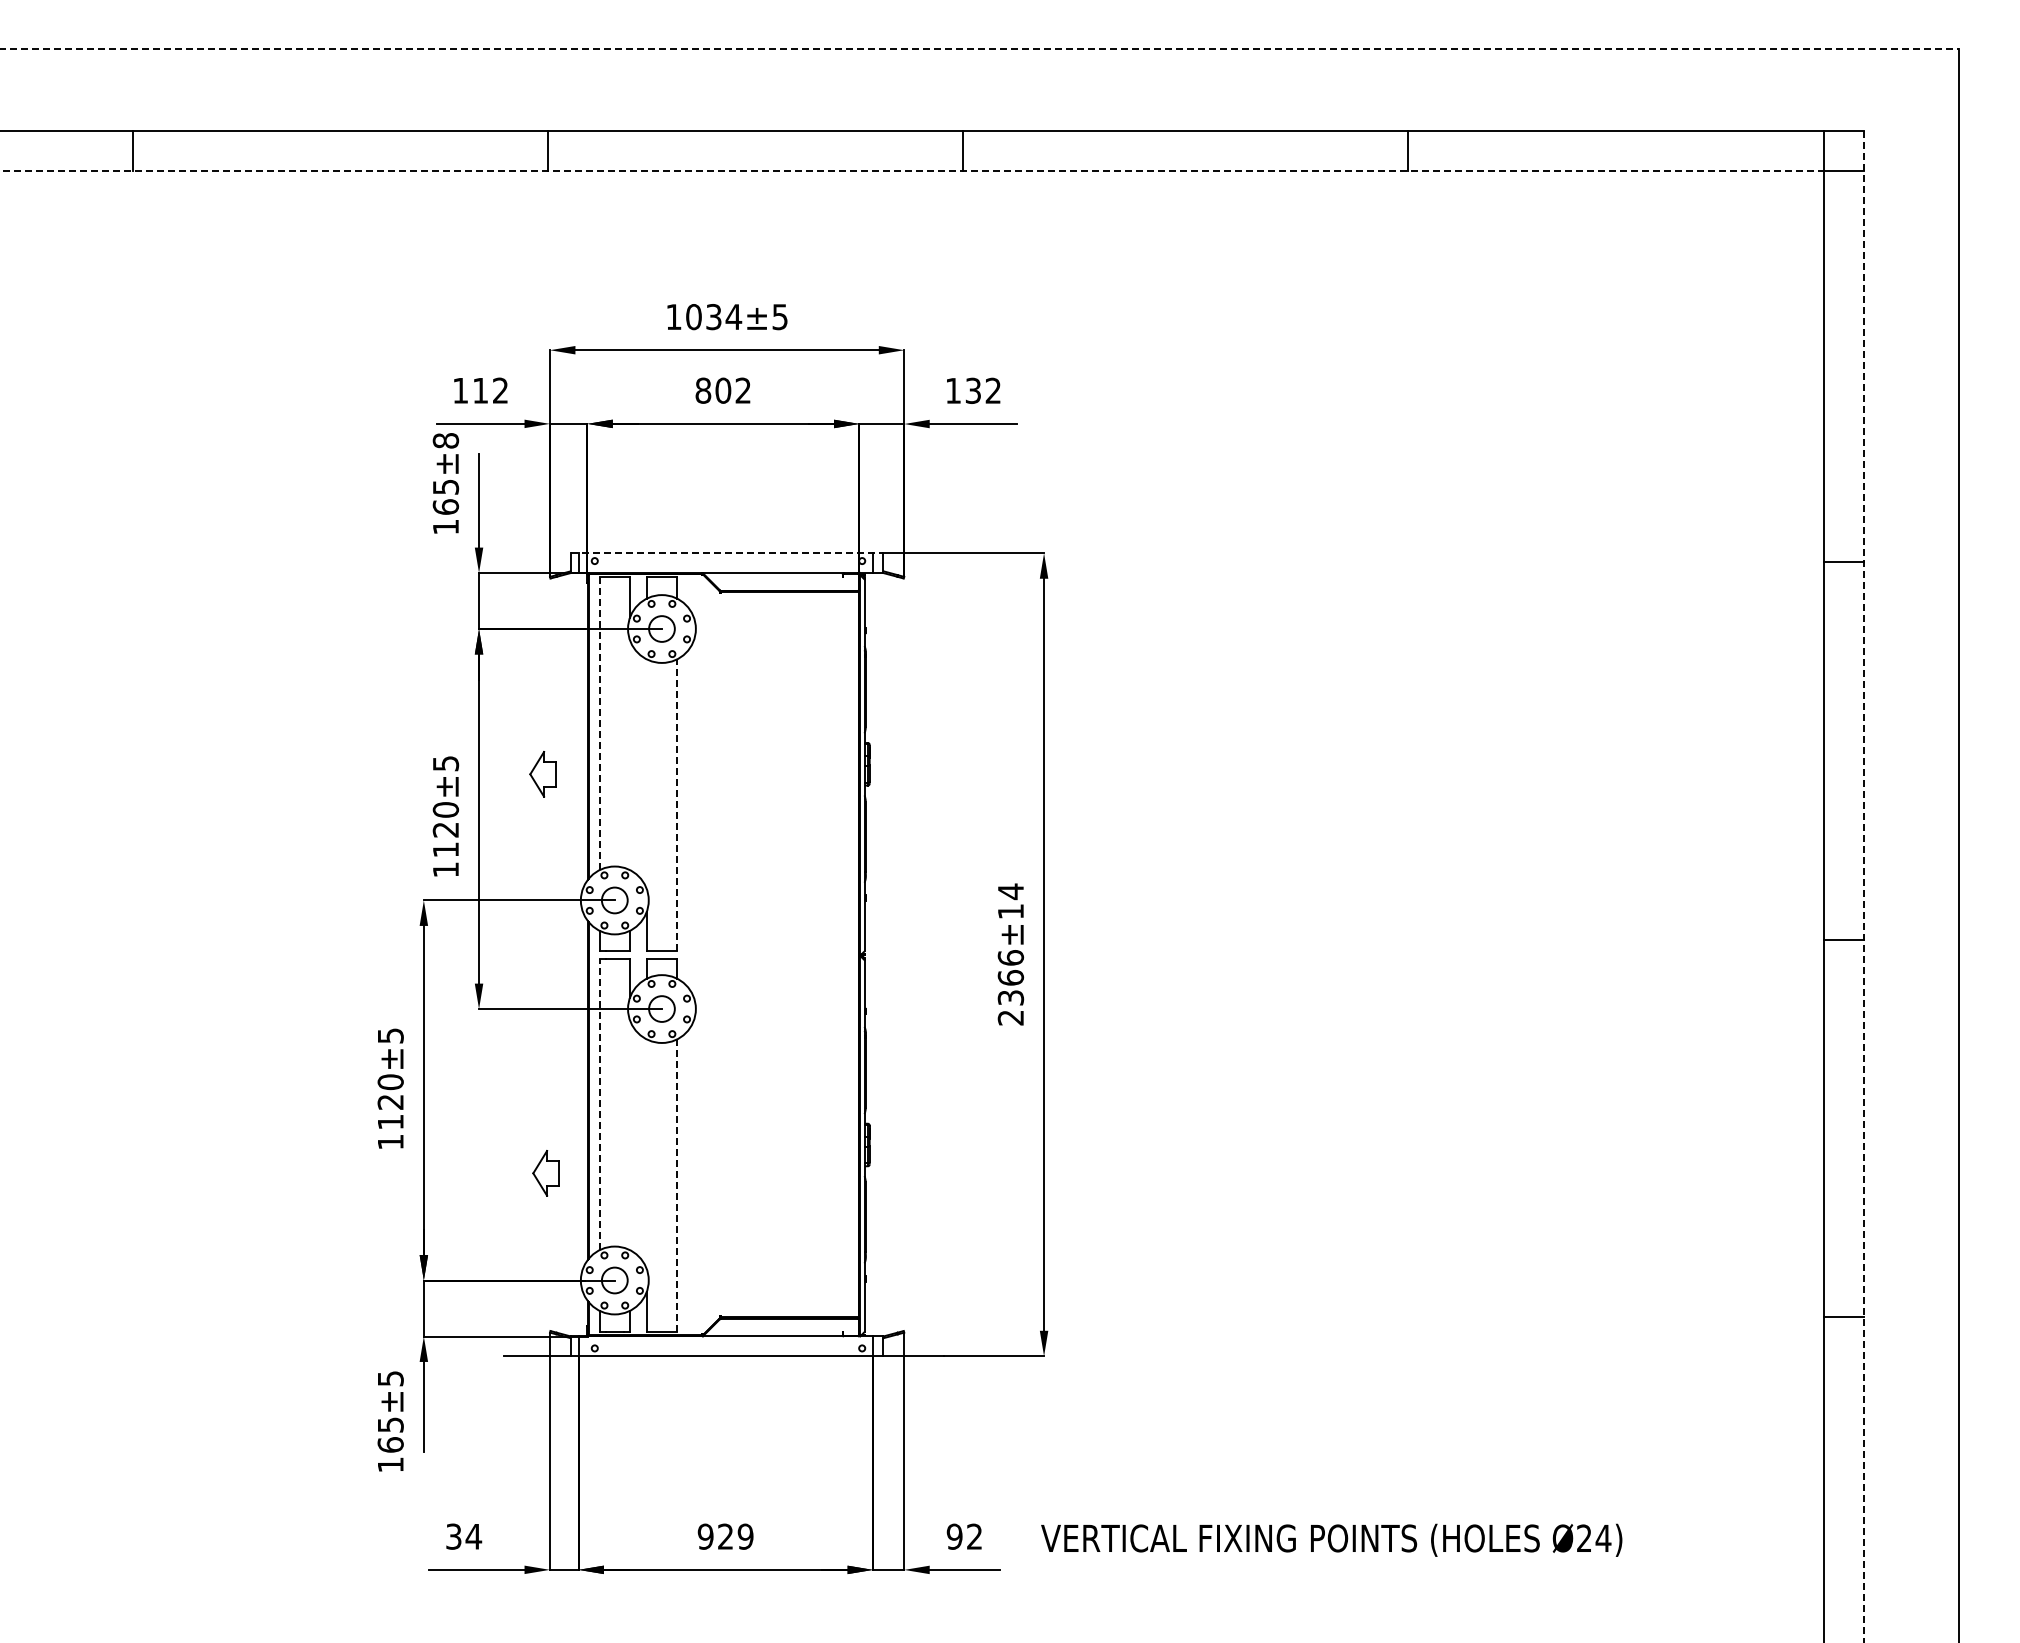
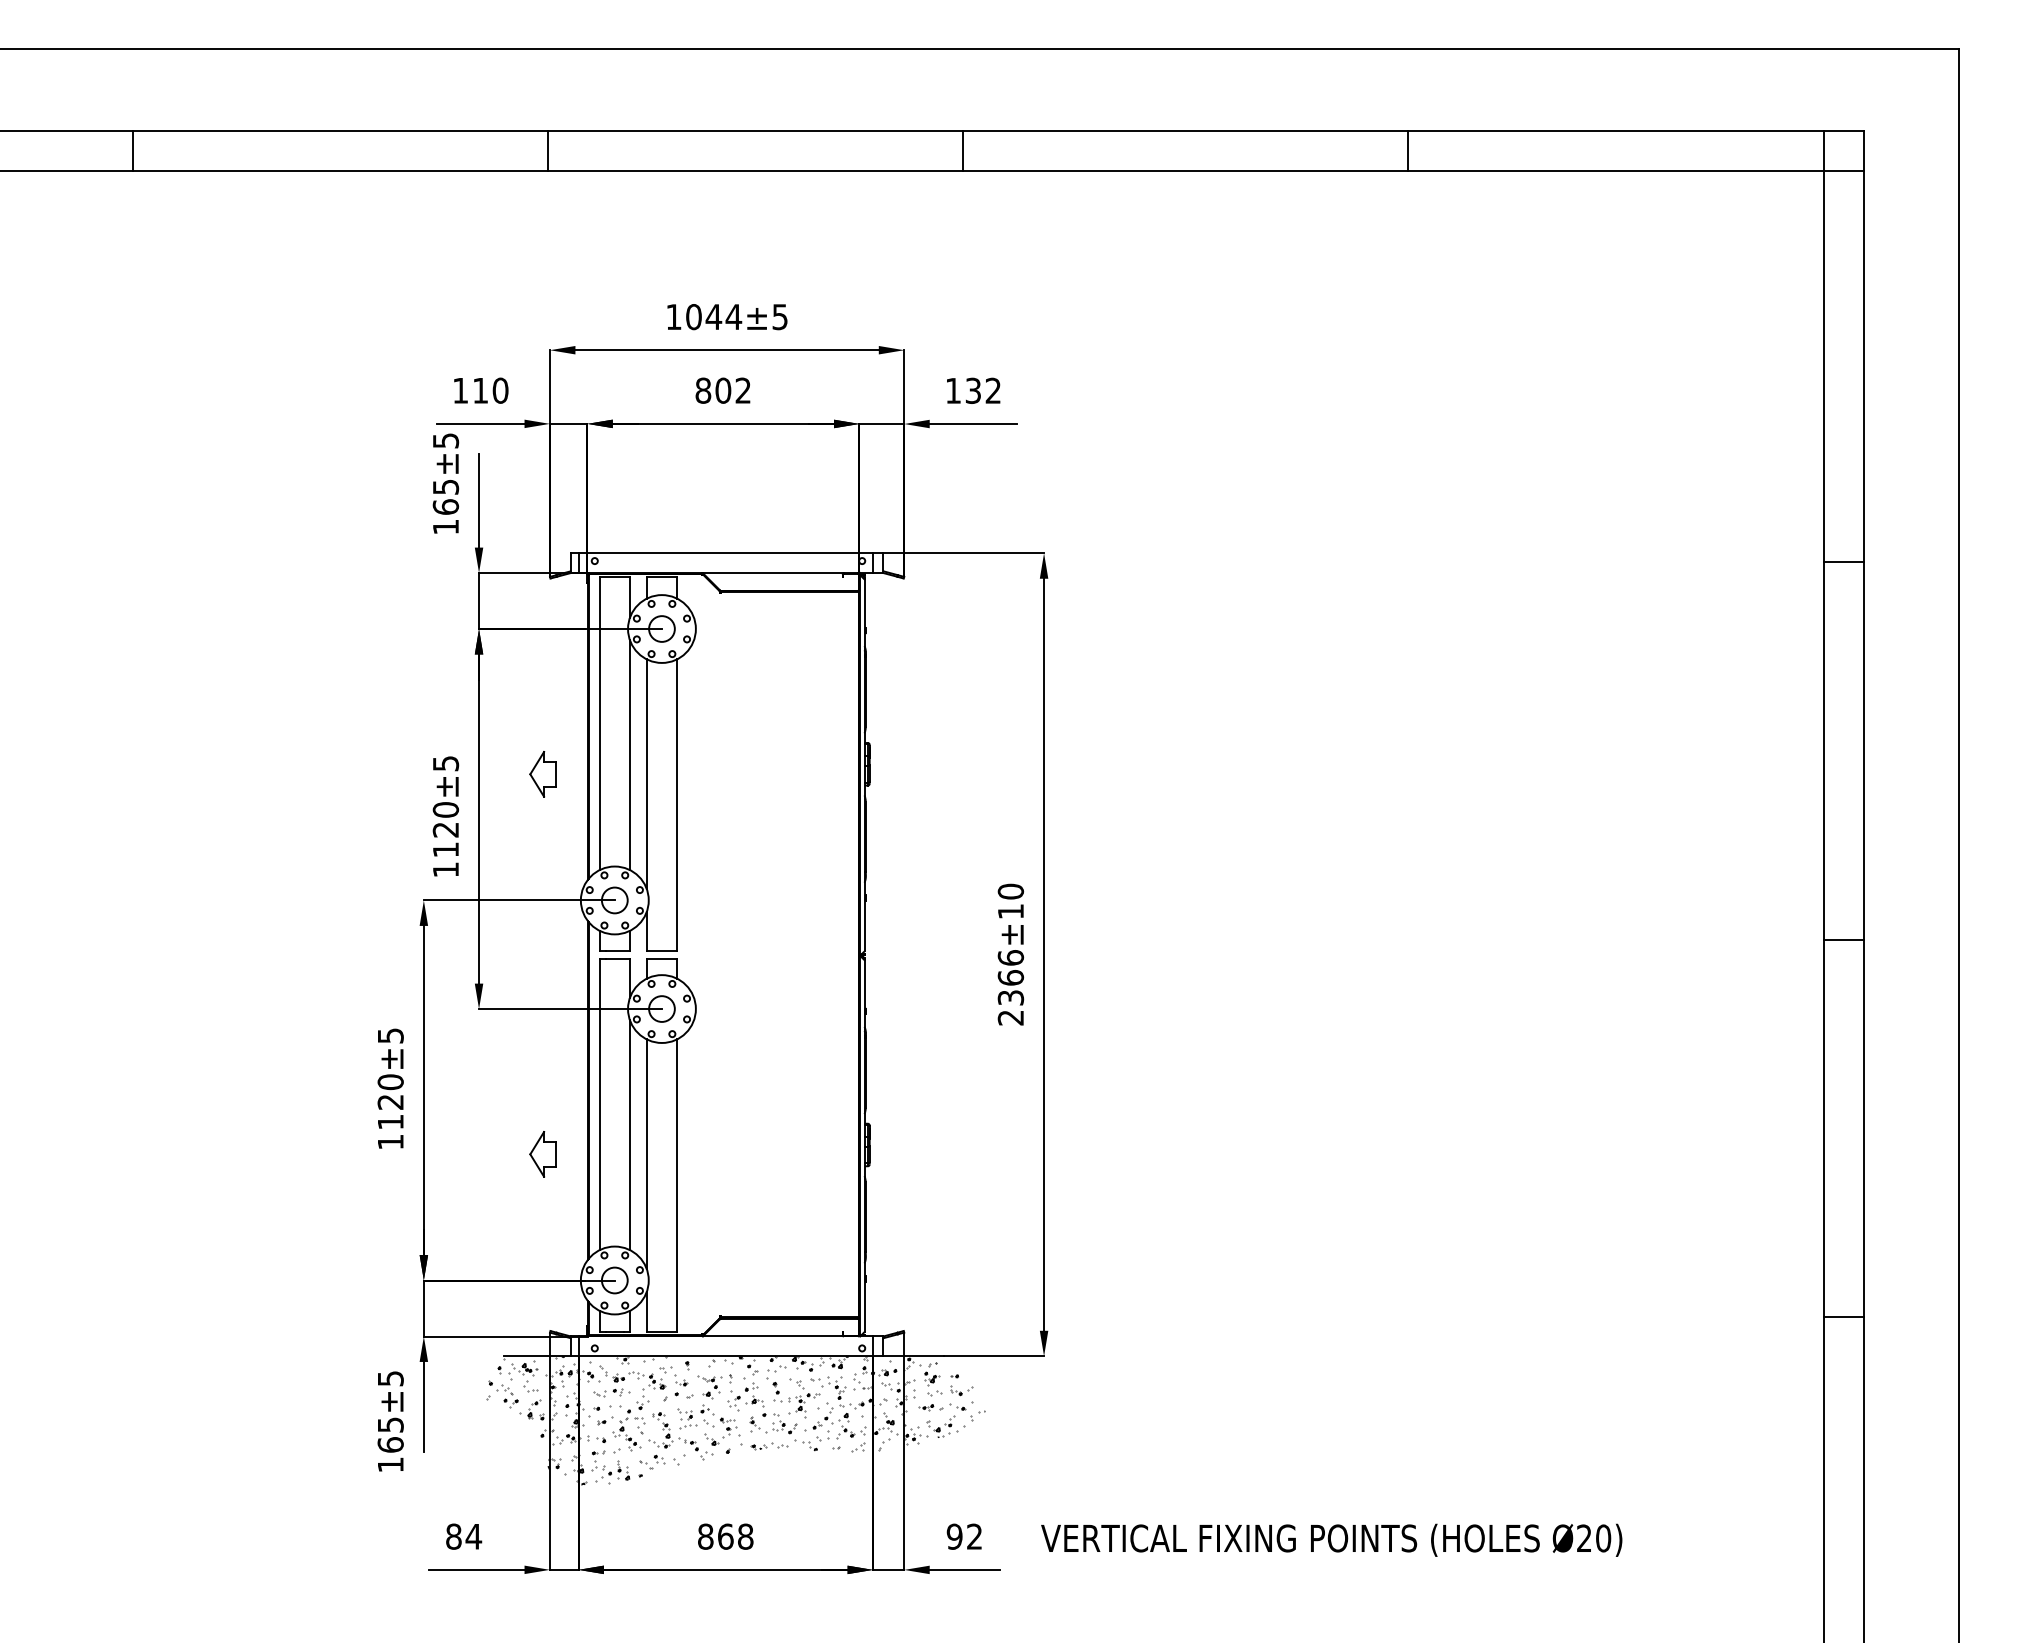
line: dashed -> solid (980, 49)
line: dashed -> solid (912, 171)
text: 1034±5 -> 1044±5 (713, 317)
text: 112 -> 110 (500, 390)
text: 165±8 -> 165±5 (445, 440)
line: dashed -> solid (727, 553)
line: dashed -> solid (599, 723)
line: none -> present (629, 755)
line: none -> present (646, 774)
line: dashed -> solid (677, 805)
line: dashed -> solid (1864, 886)
text: 2366±14 -> 2366±10 (1010, 891)
line: dashed -> solid (599, 1104)
line: none -> present (629, 1135)
line: none -> present (646, 1154)
part position: (545, 1173) -> (542, 1154) (542, 1154)
line: dashed -> solid (677, 1186)
hatch: none -> present (736, 1420)
text: 34 -> 84 (453, 1536)
text: 929 -> 868 (725, 1536)
text: Ø24) -> Ø20) (1603, 1538)
